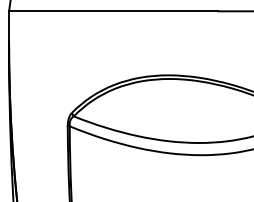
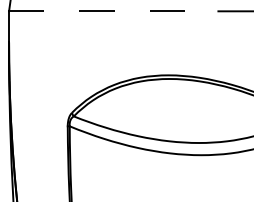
line: solid -> dashed (113, 11)
